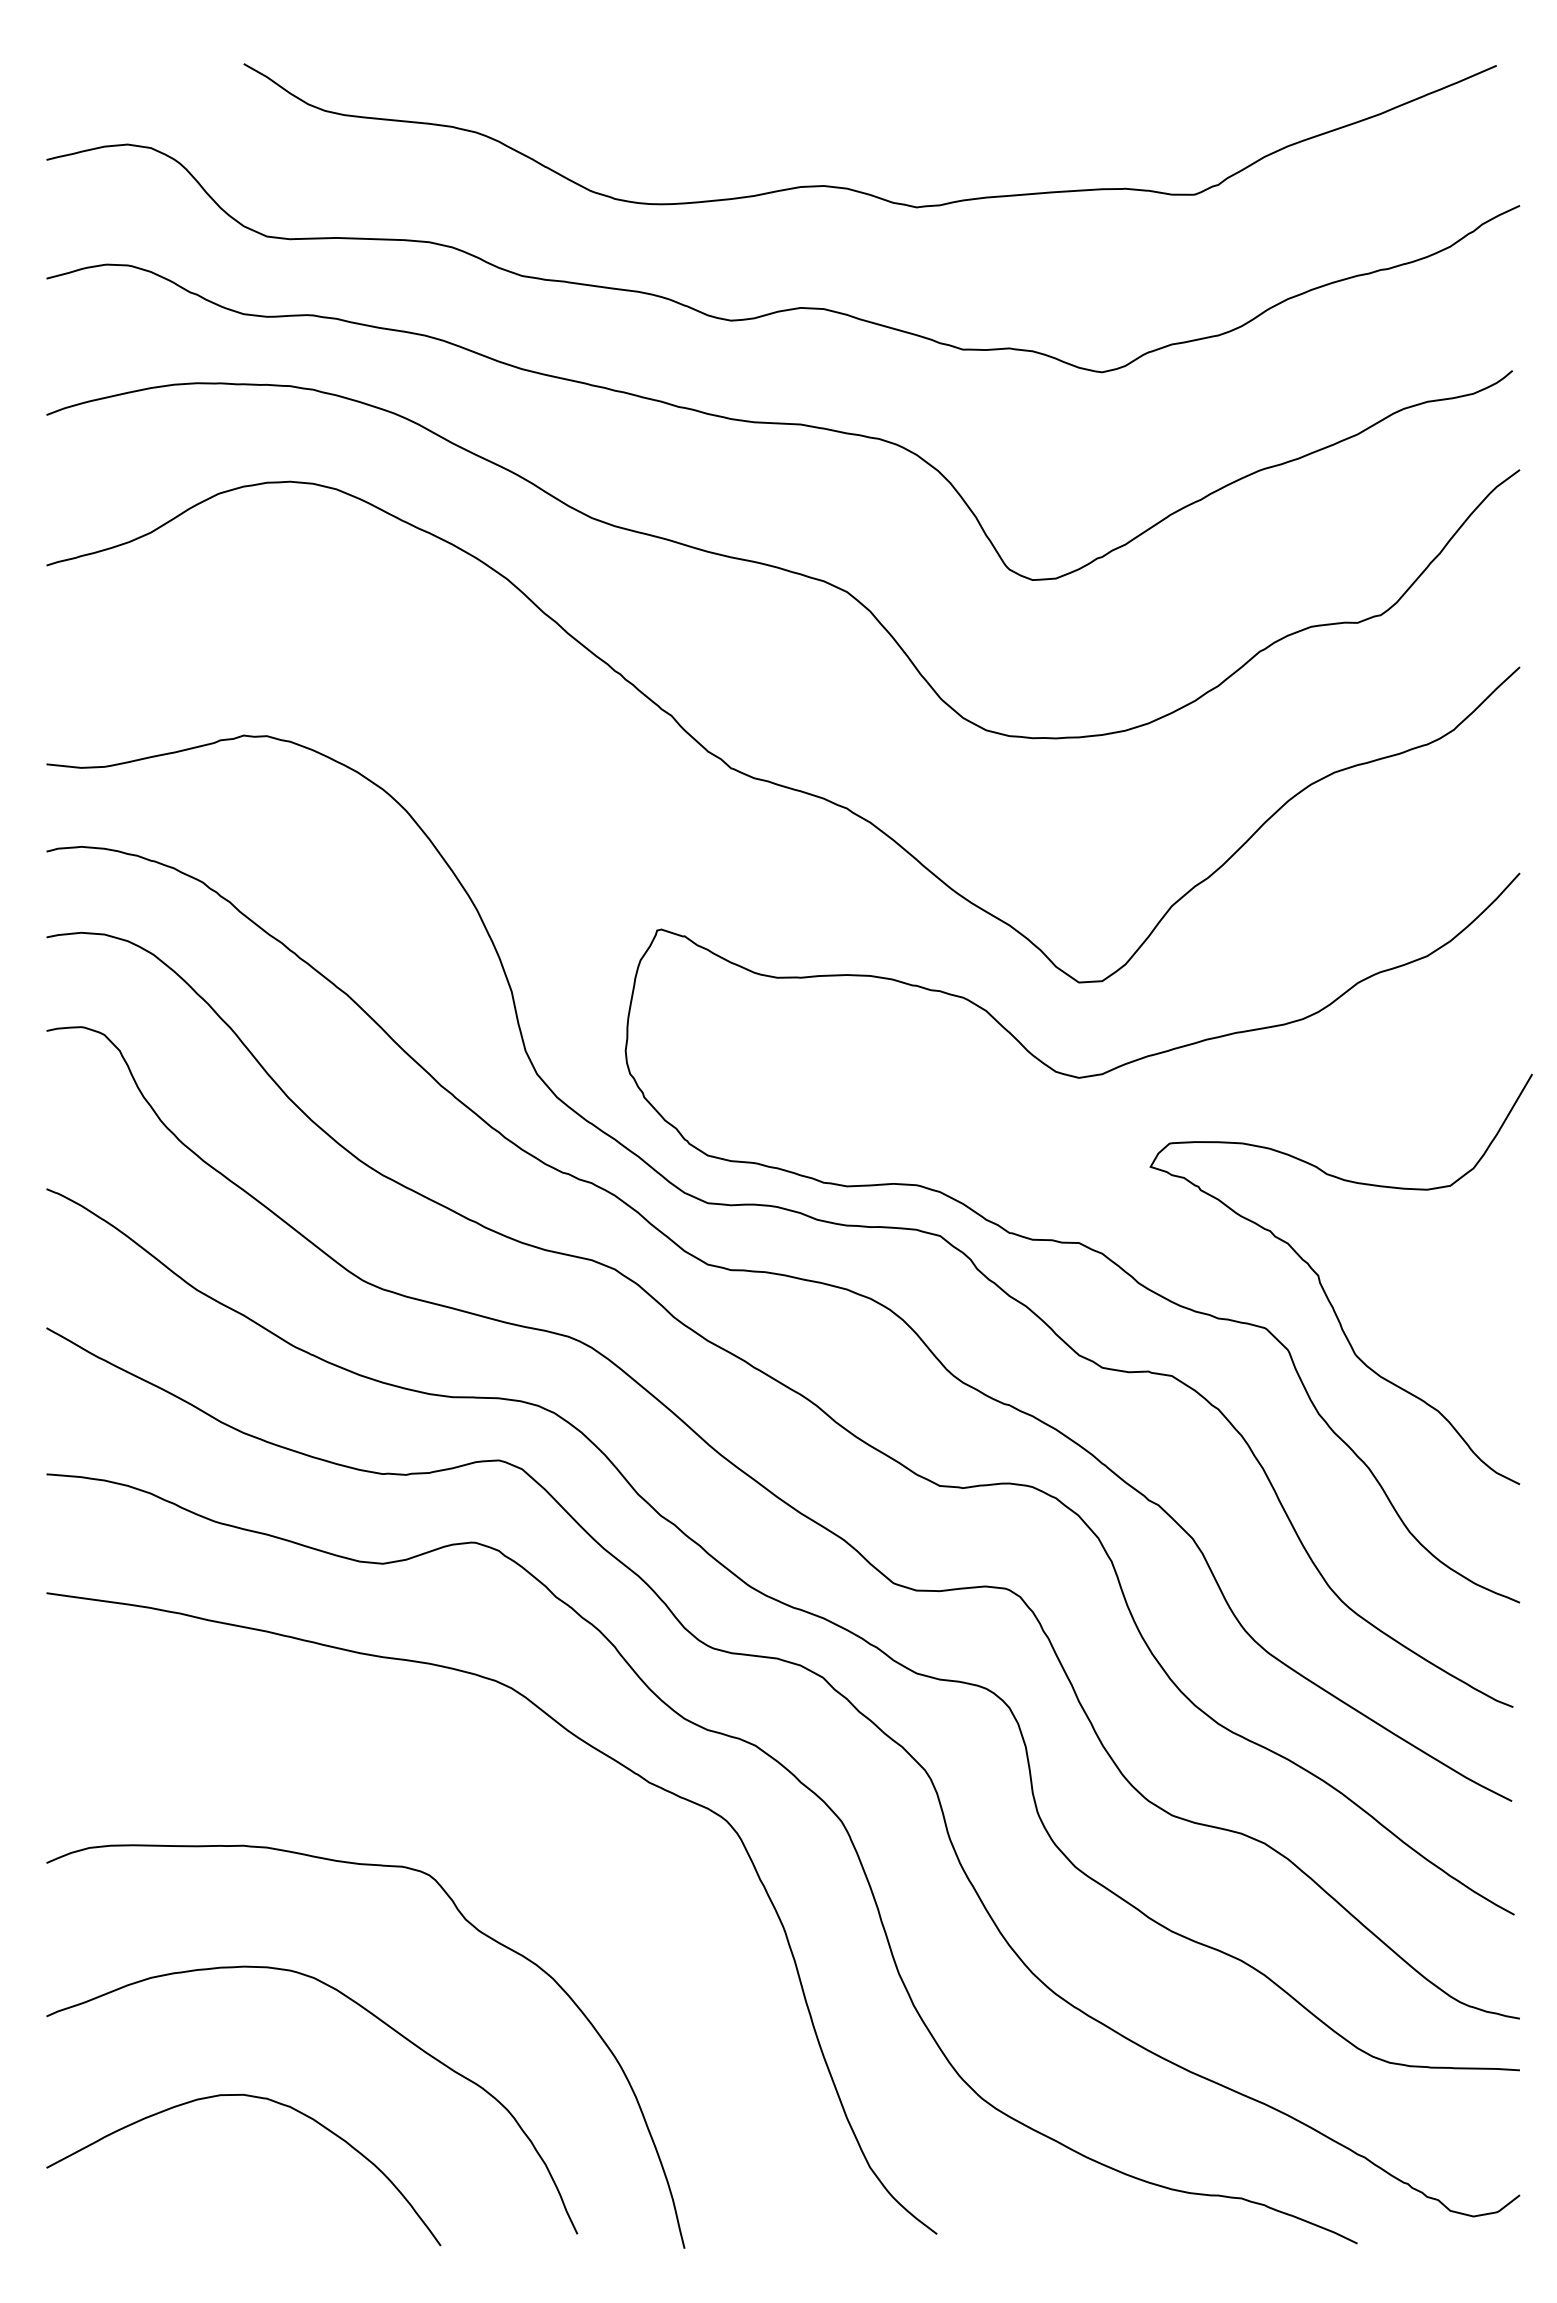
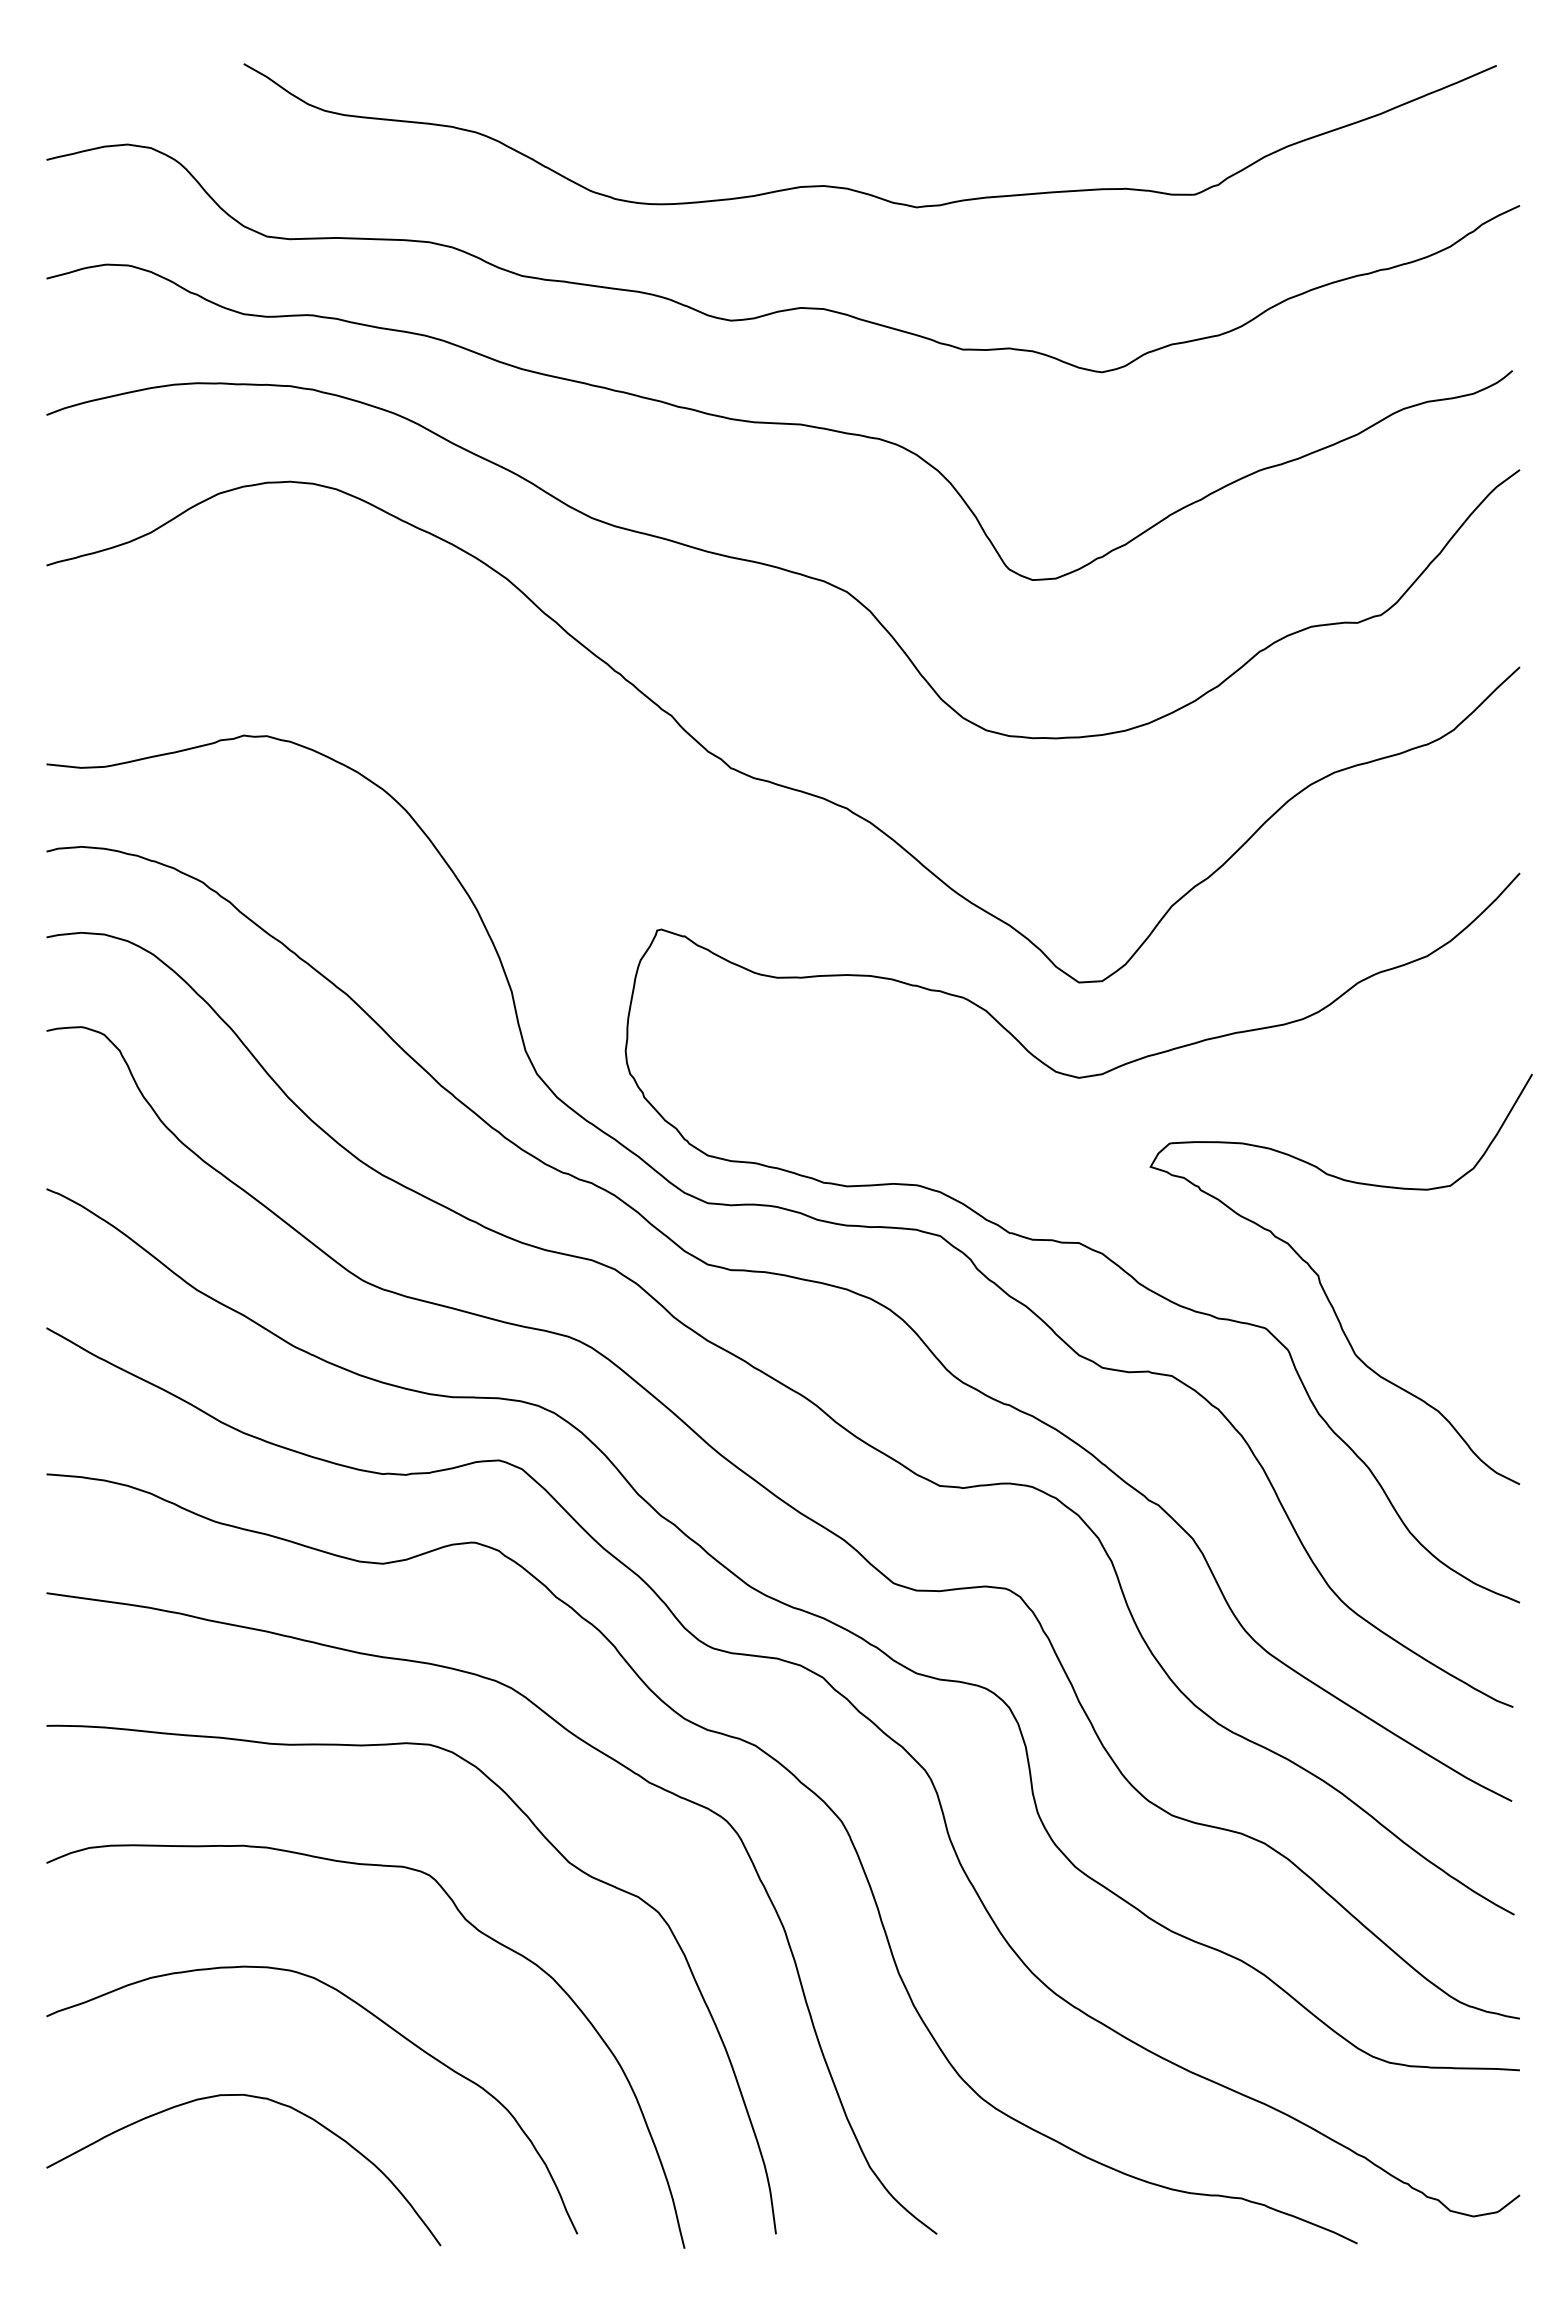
curve: none -> present (548, 1842)
